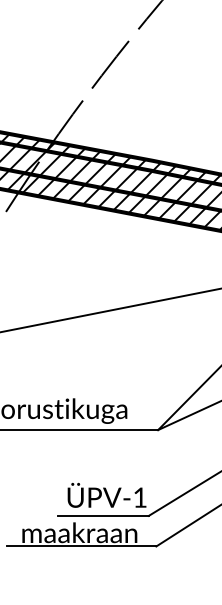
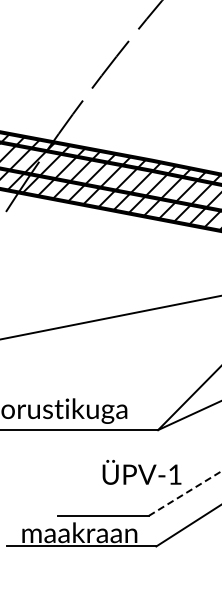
line position: (110, 310) -> (110, 317) (110, 317)
line: solid -> dashed (185, 493)
text position: (106, 494) -> (141, 471) (141, 471)
